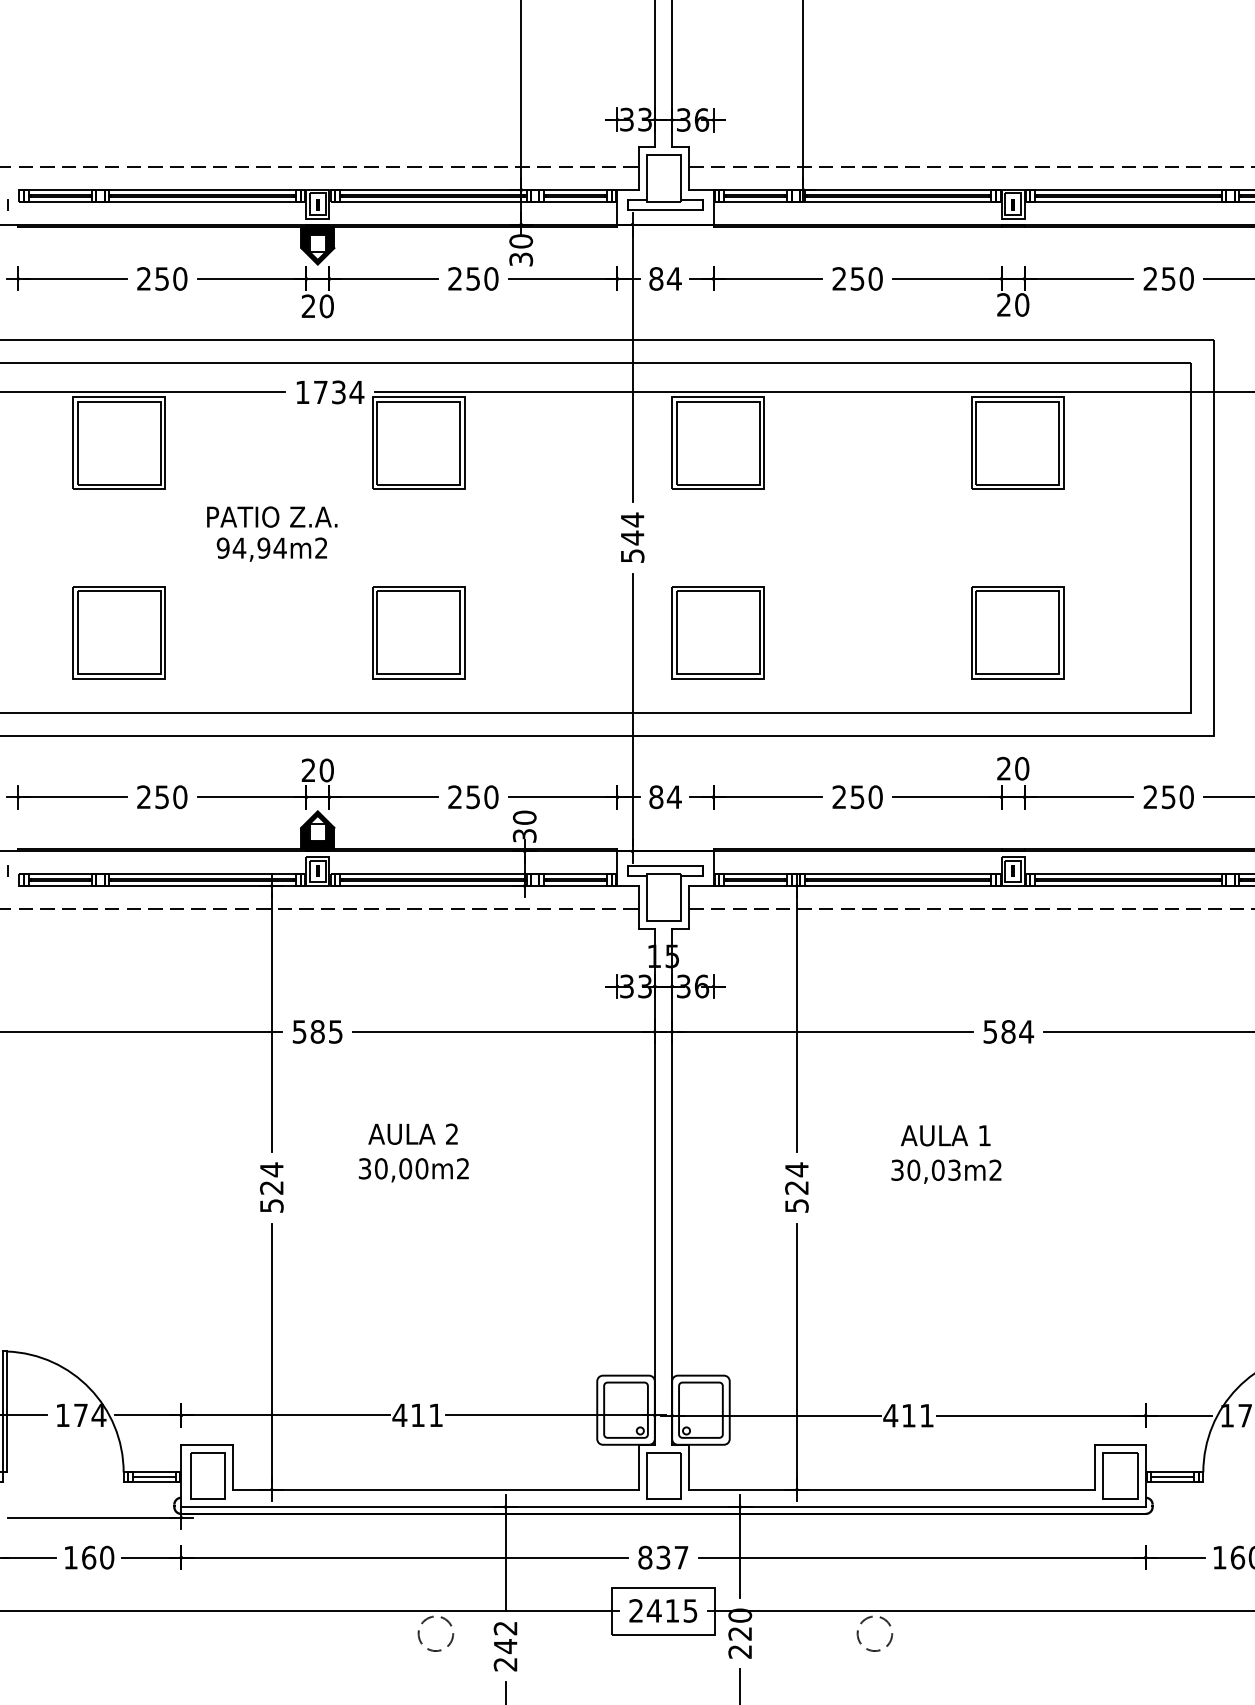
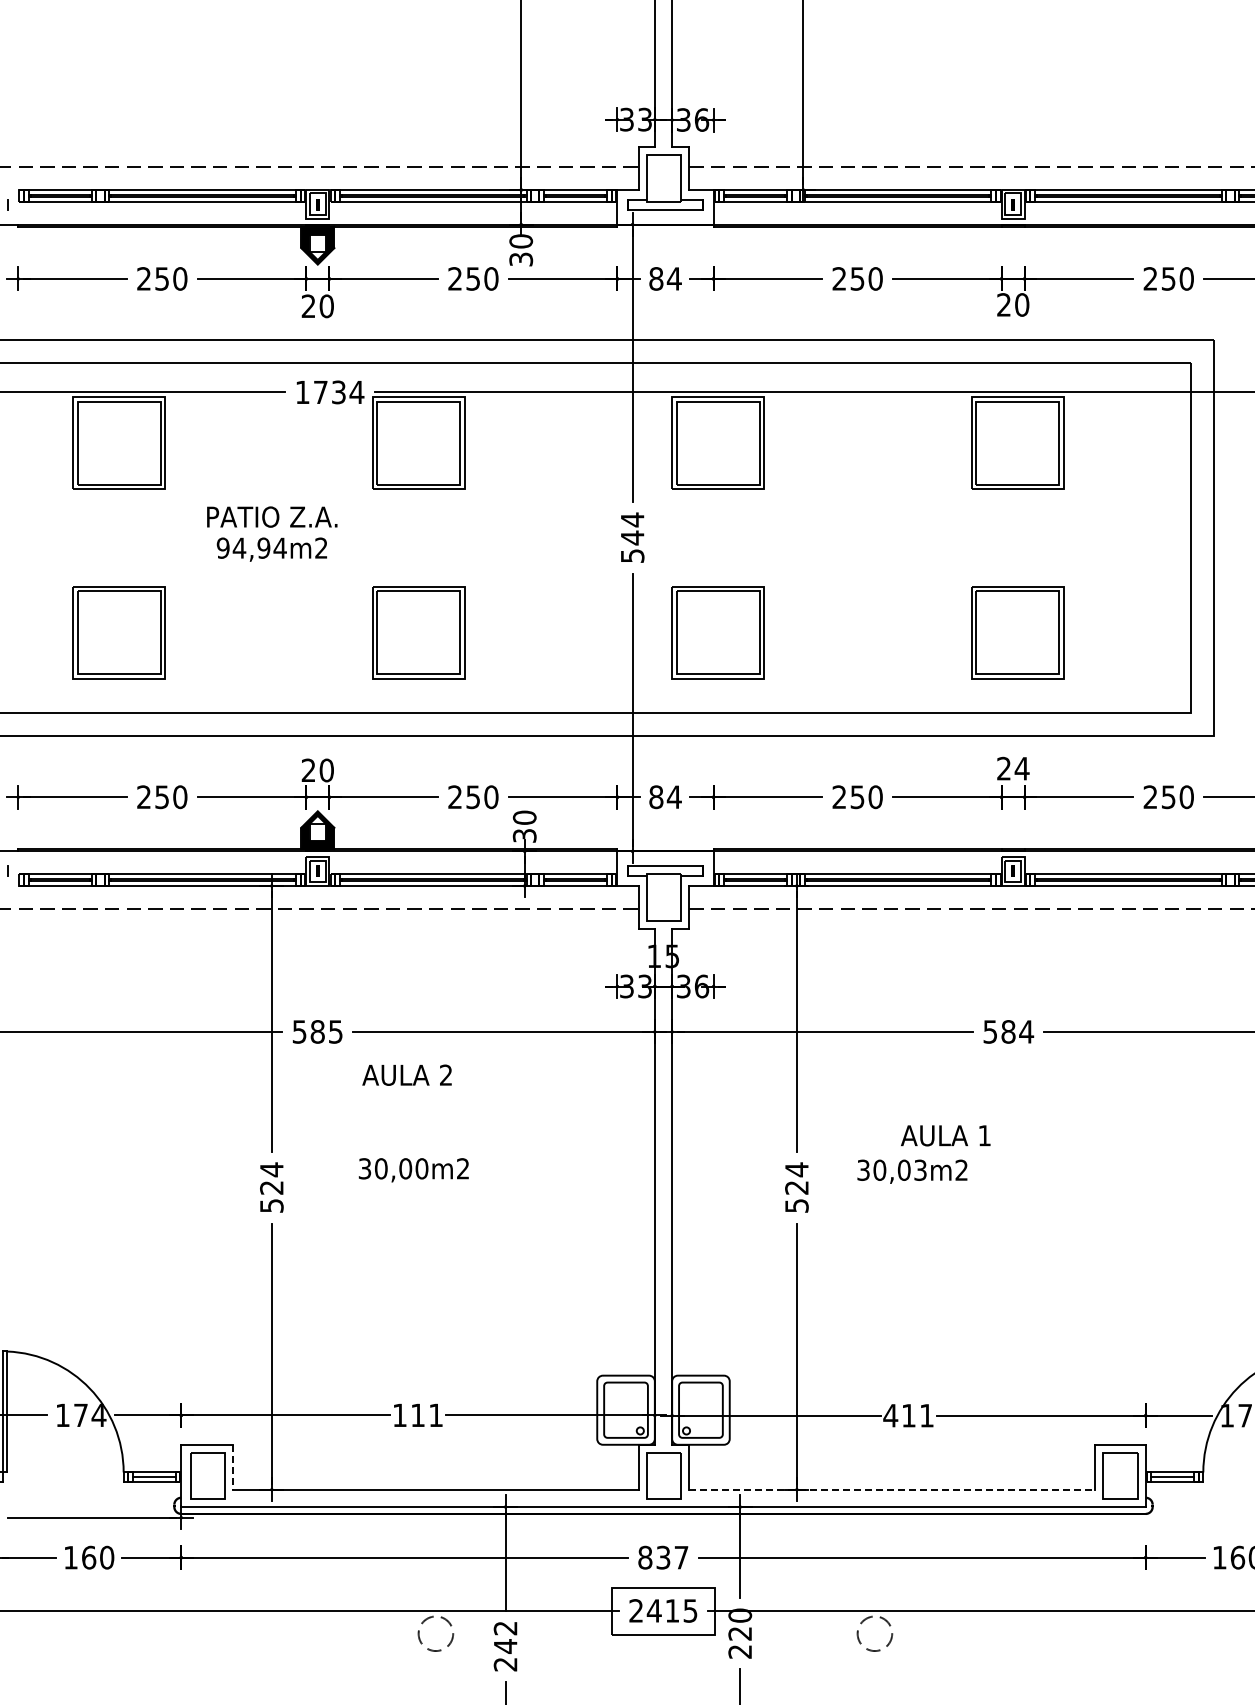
text: 20 -> 24 (1021, 768)
text position: (412, 1133) -> (406, 1074) (406, 1074)
text position: (946, 1171) -> (912, 1171) (912, 1171)
text: 411 -> 111 (399, 1414)
line: solid -> dashed (233, 1467)
line: solid -> dashed (892, 1489)
